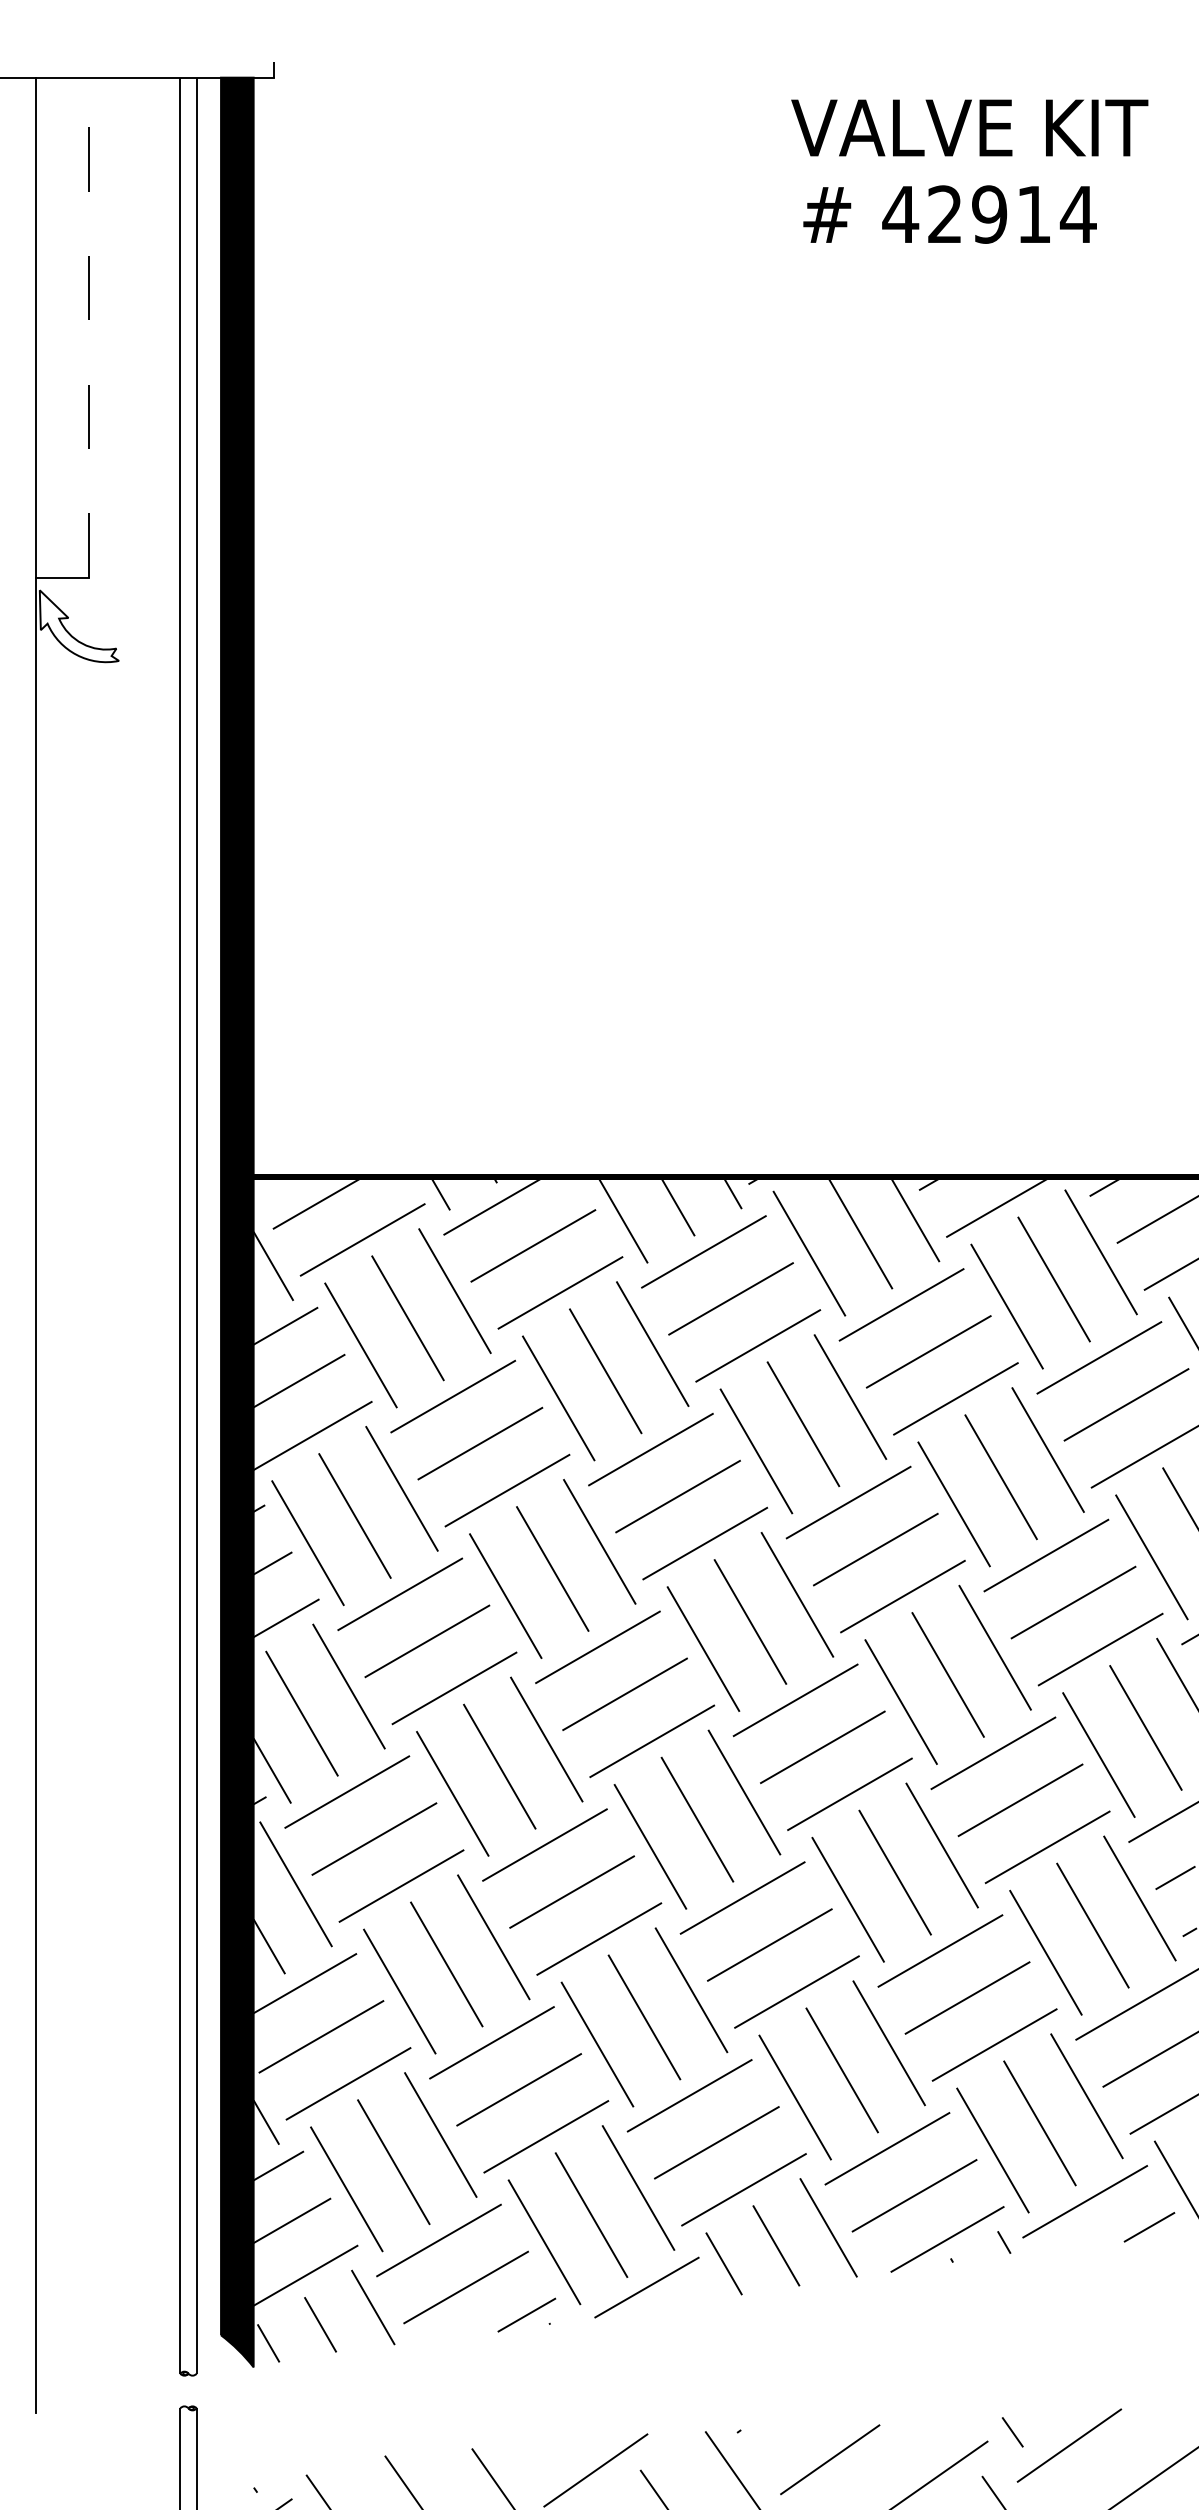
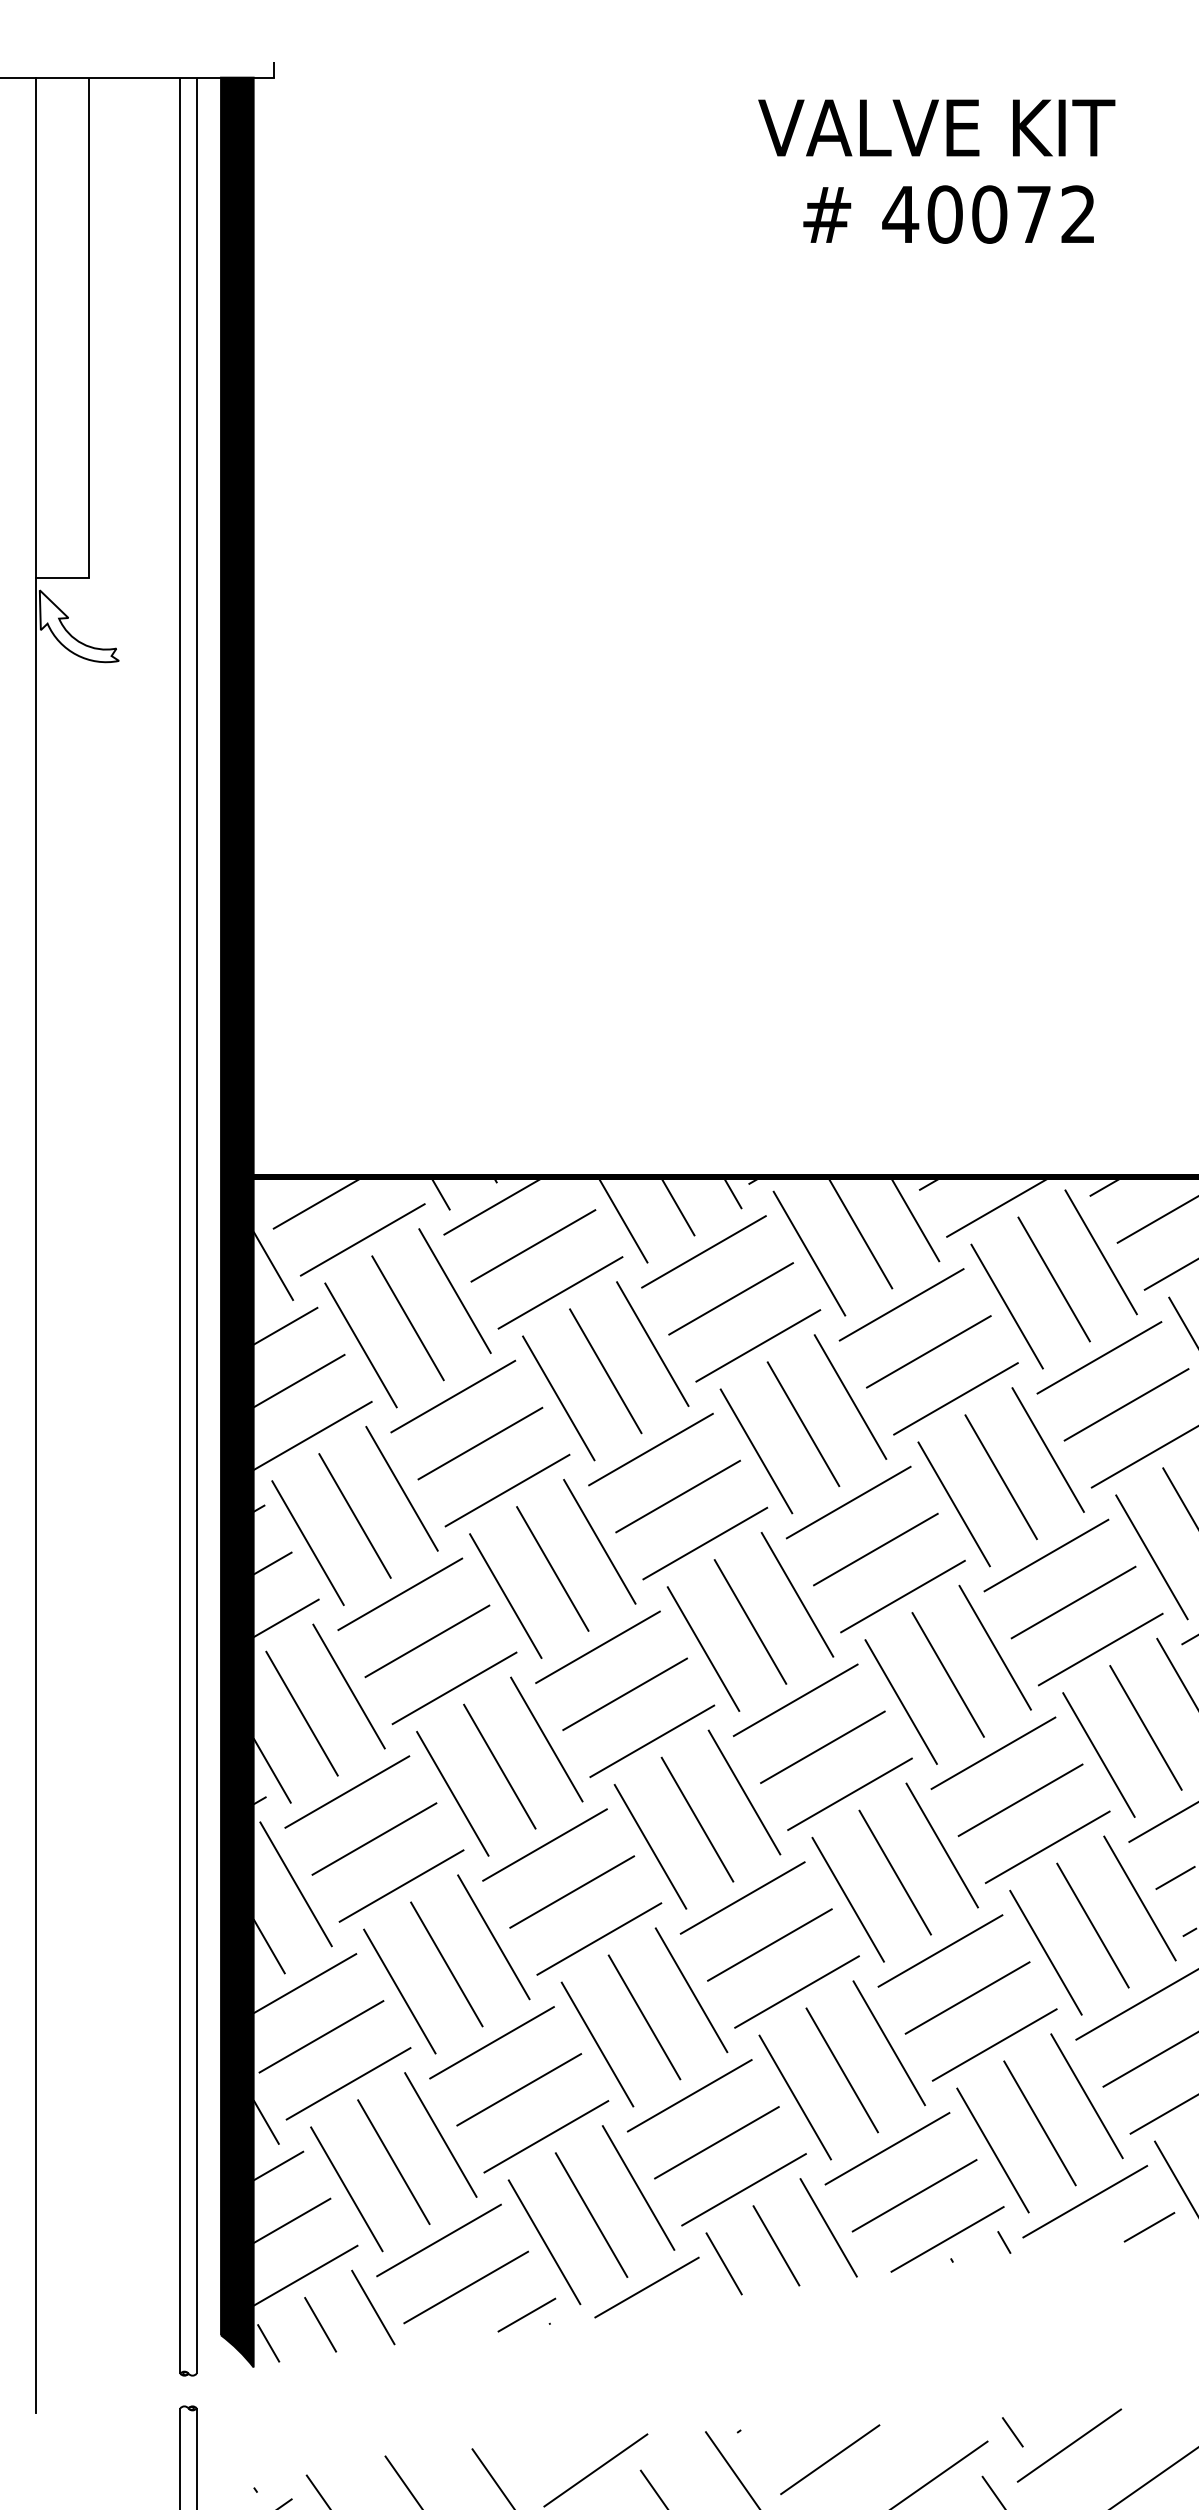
text position: (969, 127) -> (936, 127) (936, 127)
text: 42914 -> 40072 (1011, 214)
line: dashed -> solid (89, 327)
